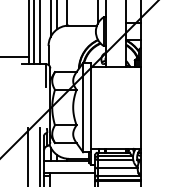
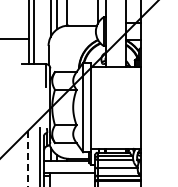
line: present -> none (40, 33)
line position: (15, 56) -> (15, 38) (15, 38)
line: solid -> dashed (27, 156)
